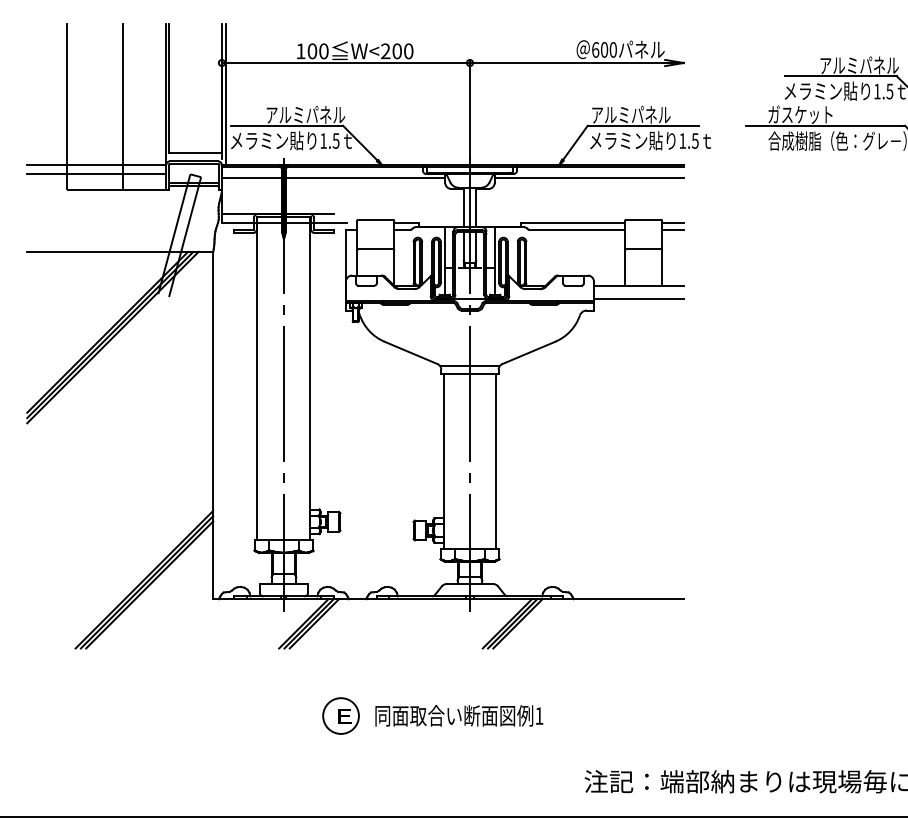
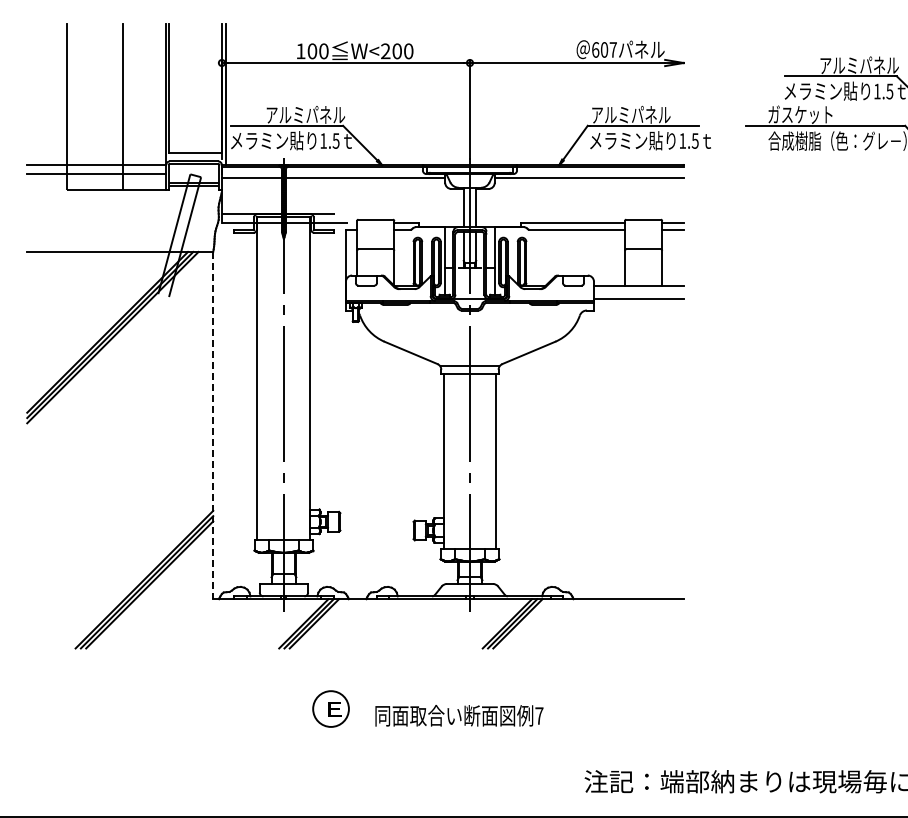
text: 600 -> 607 (612, 49)
line: solid -> dashed (213, 425)
part position: (340, 715) -> (330, 708) (330, 708)
text: 1 -> 7 (539, 715)
